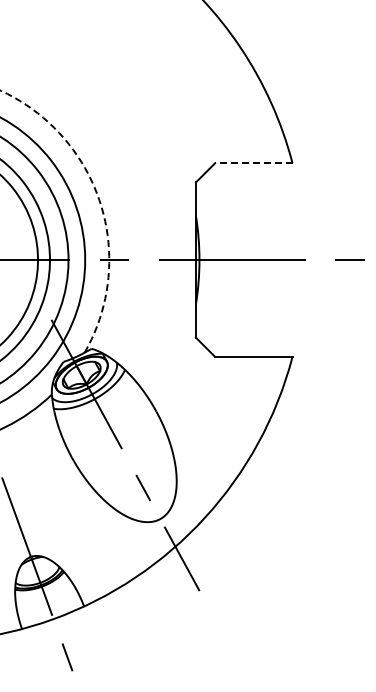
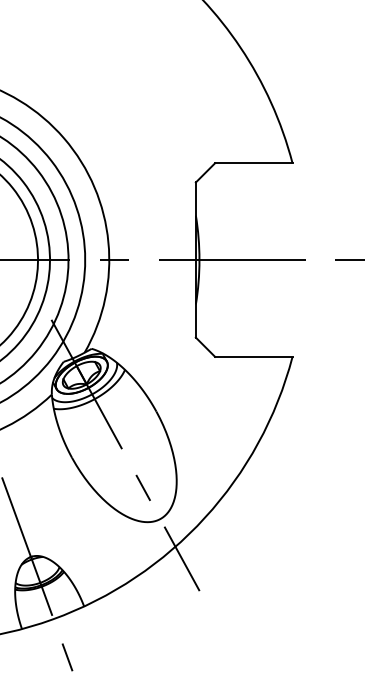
line: dashed -> solid (253, 163)
arc: dashed -> solid (100, 203)
